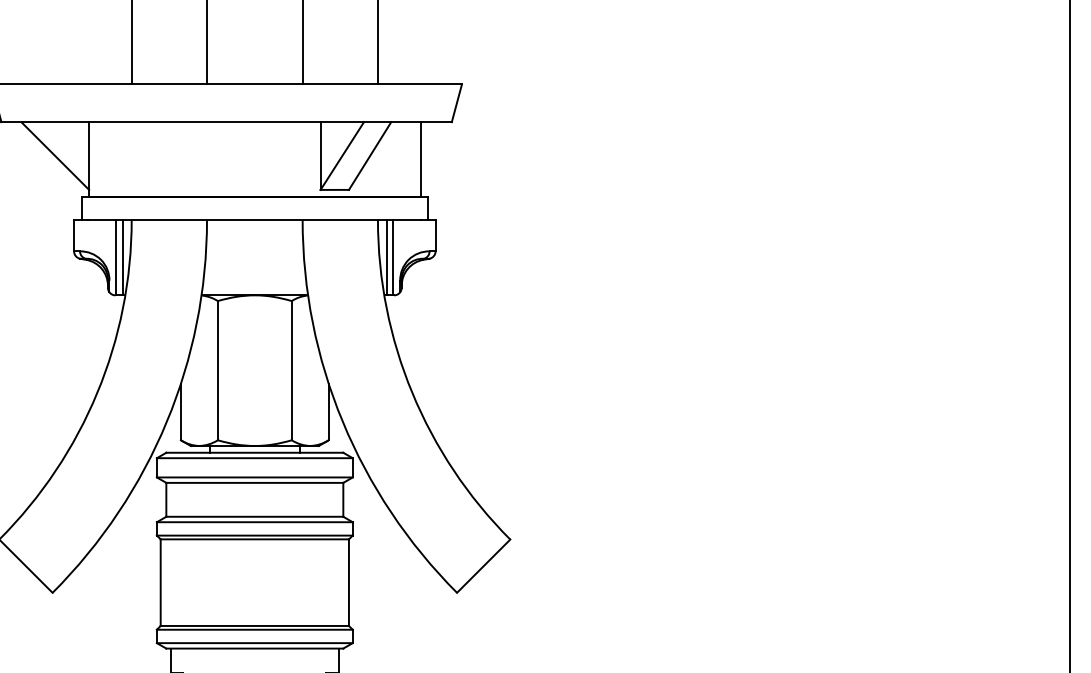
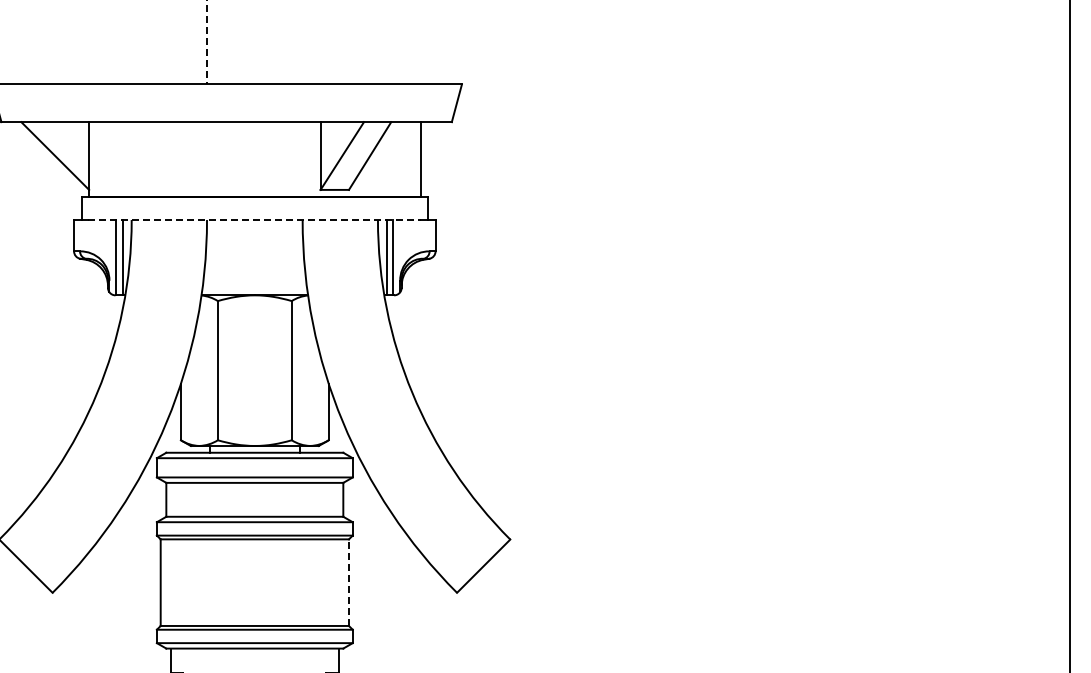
line: solid -> dashed (207, 42)
line: present -> none (131, 43)
line: present -> none (302, 43)
line: present -> none (377, 43)
line: solid -> dashed (254, 220)
line: solid -> dashed (348, 582)
